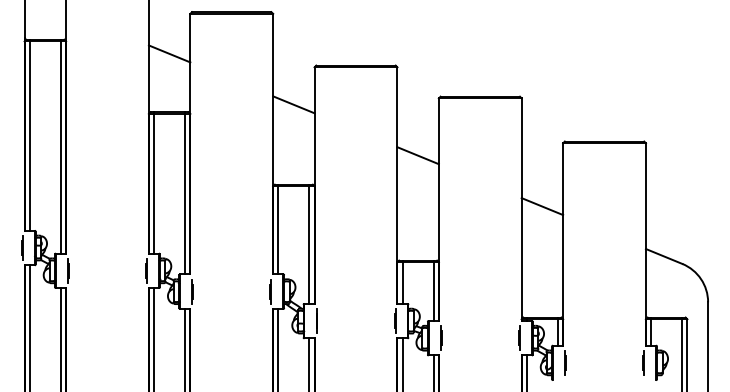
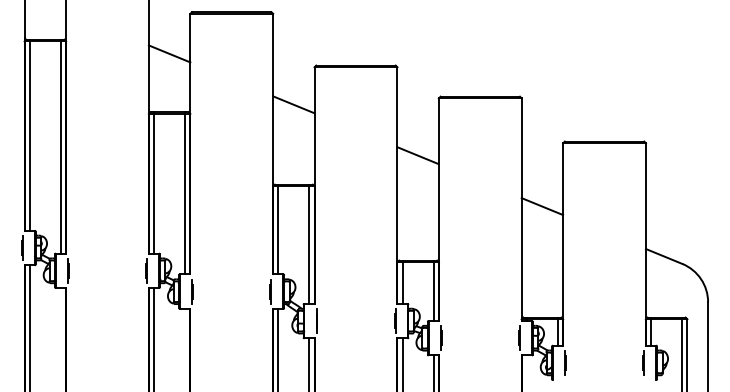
line: present -> none (60, 338)
line: present -> none (185, 348)
line: present -> none (526, 371)
